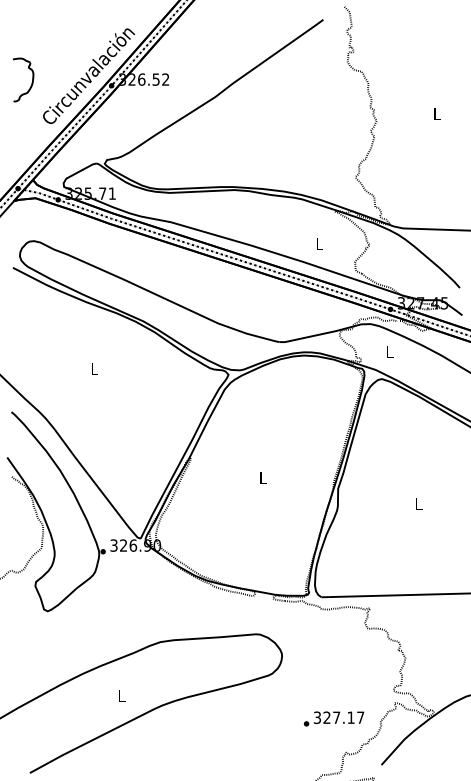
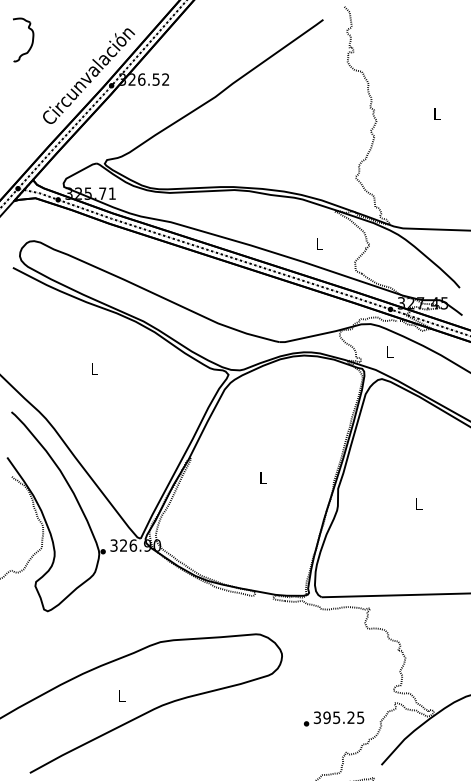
part position: (31, 82) -> (31, 42) (31, 42)
text: 327.17 -> 395.25 (343, 717)
